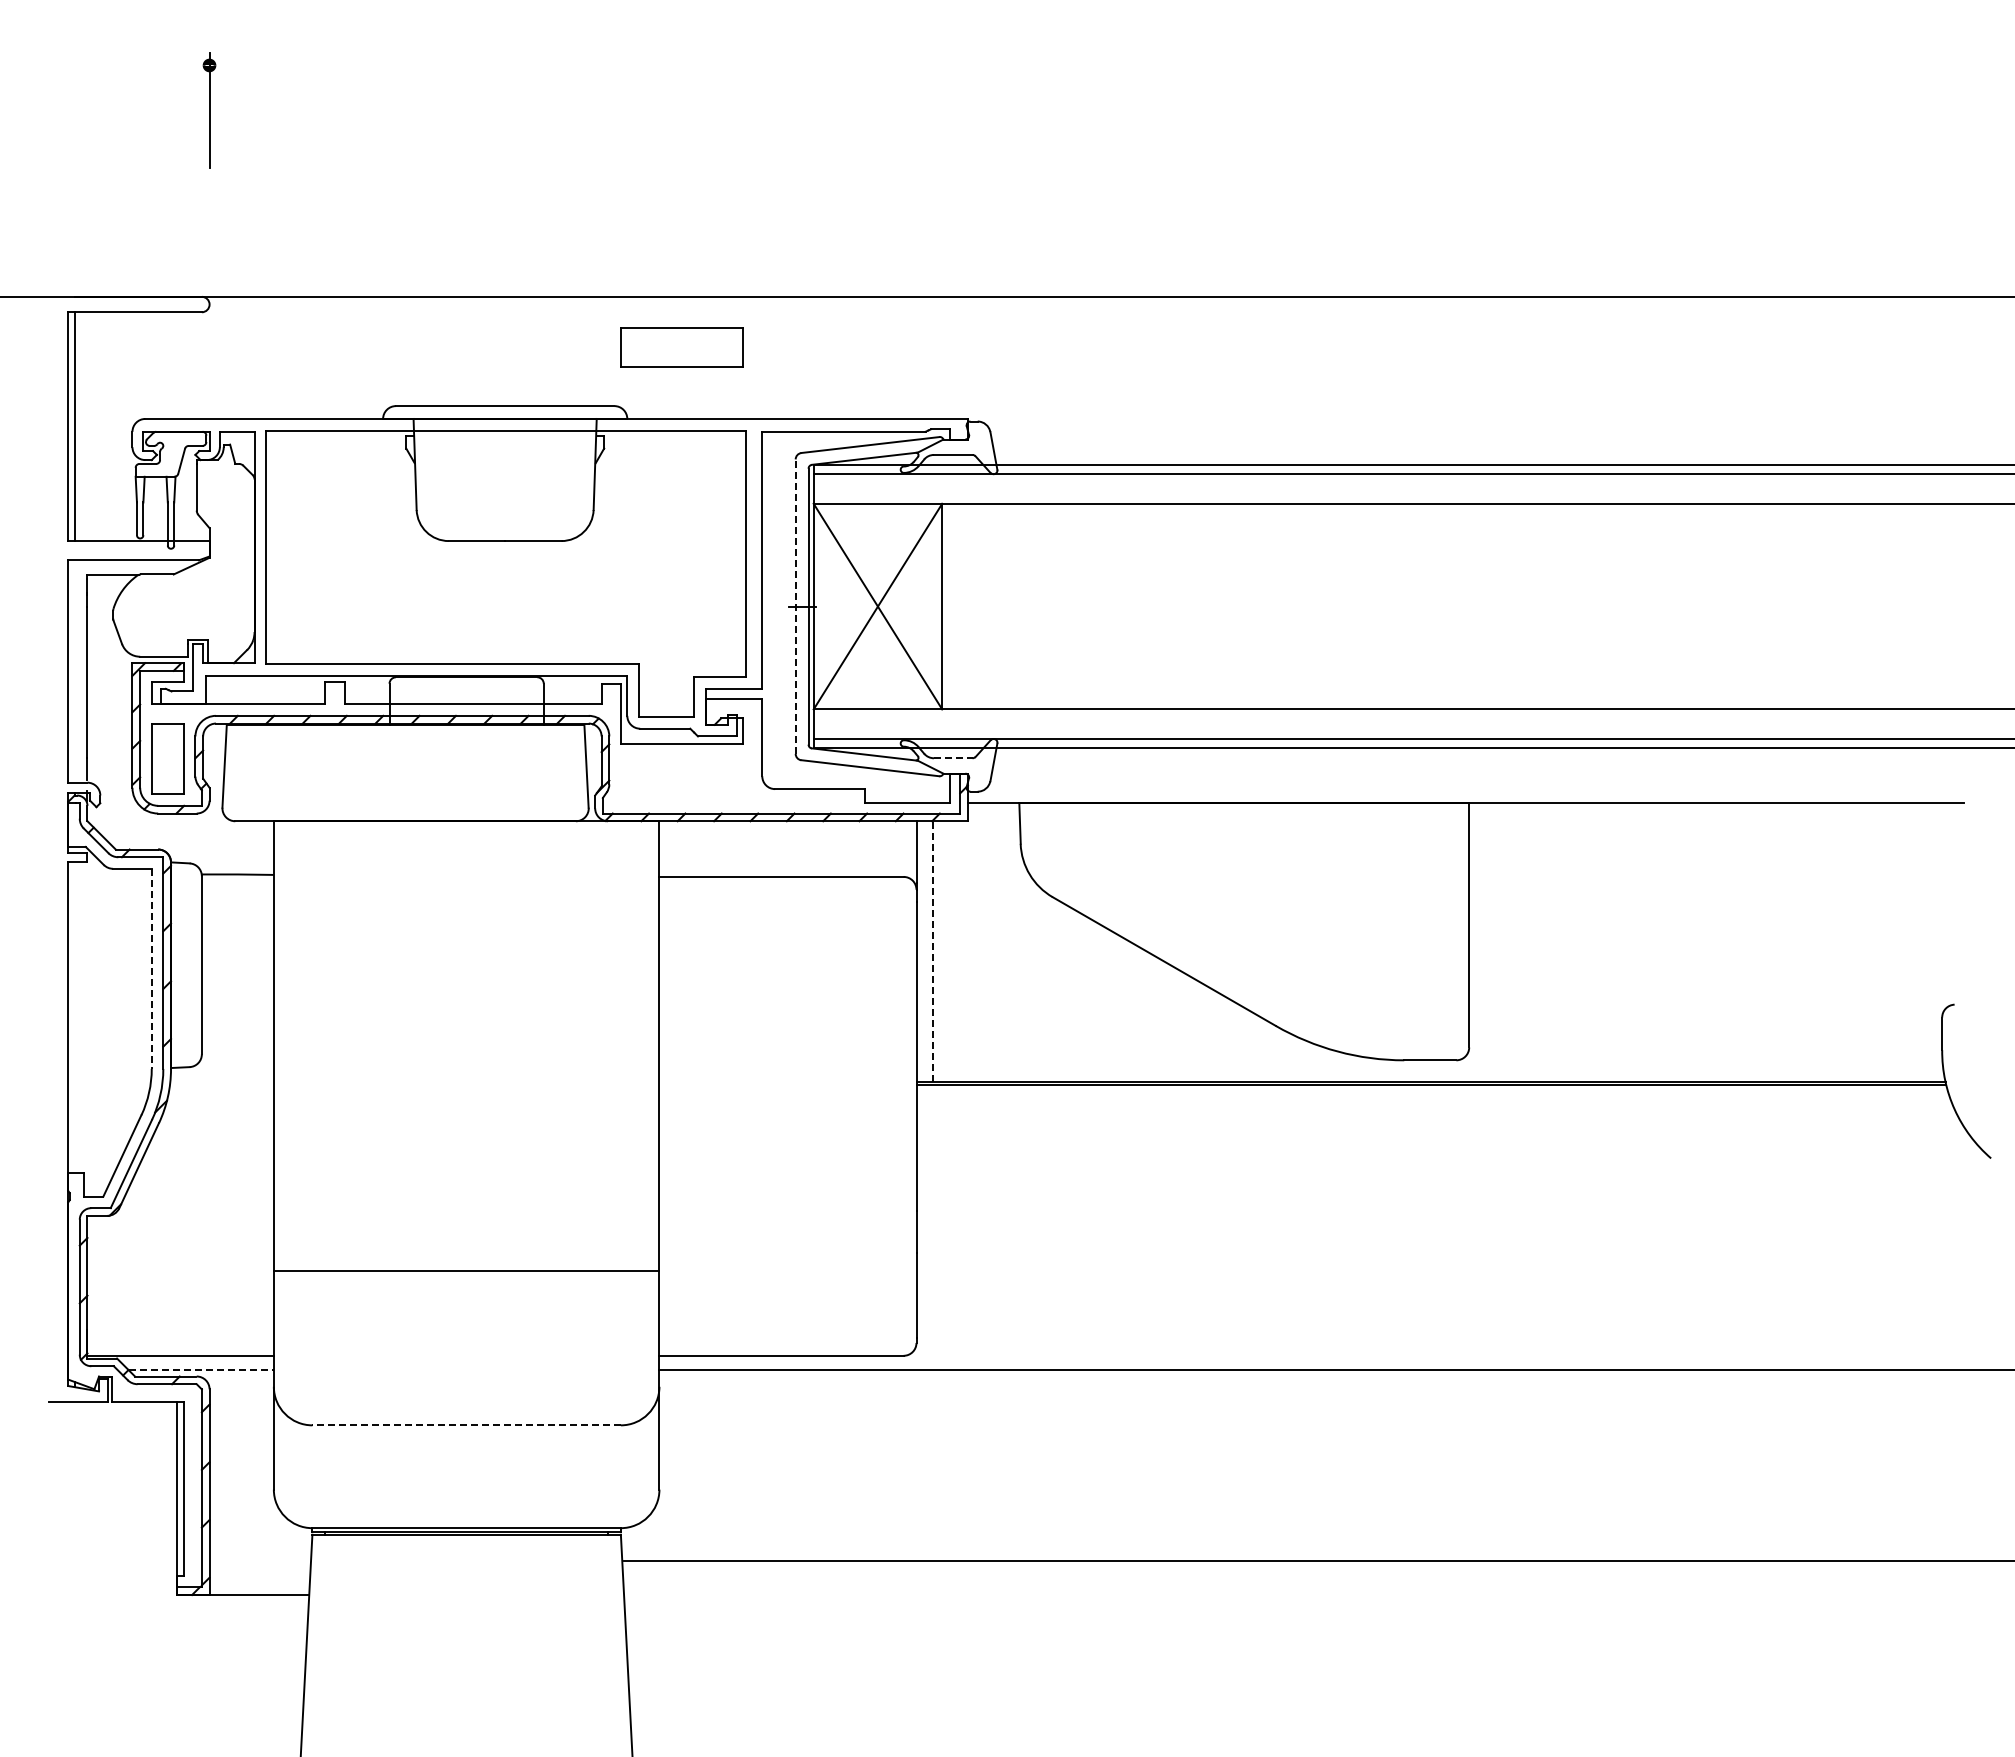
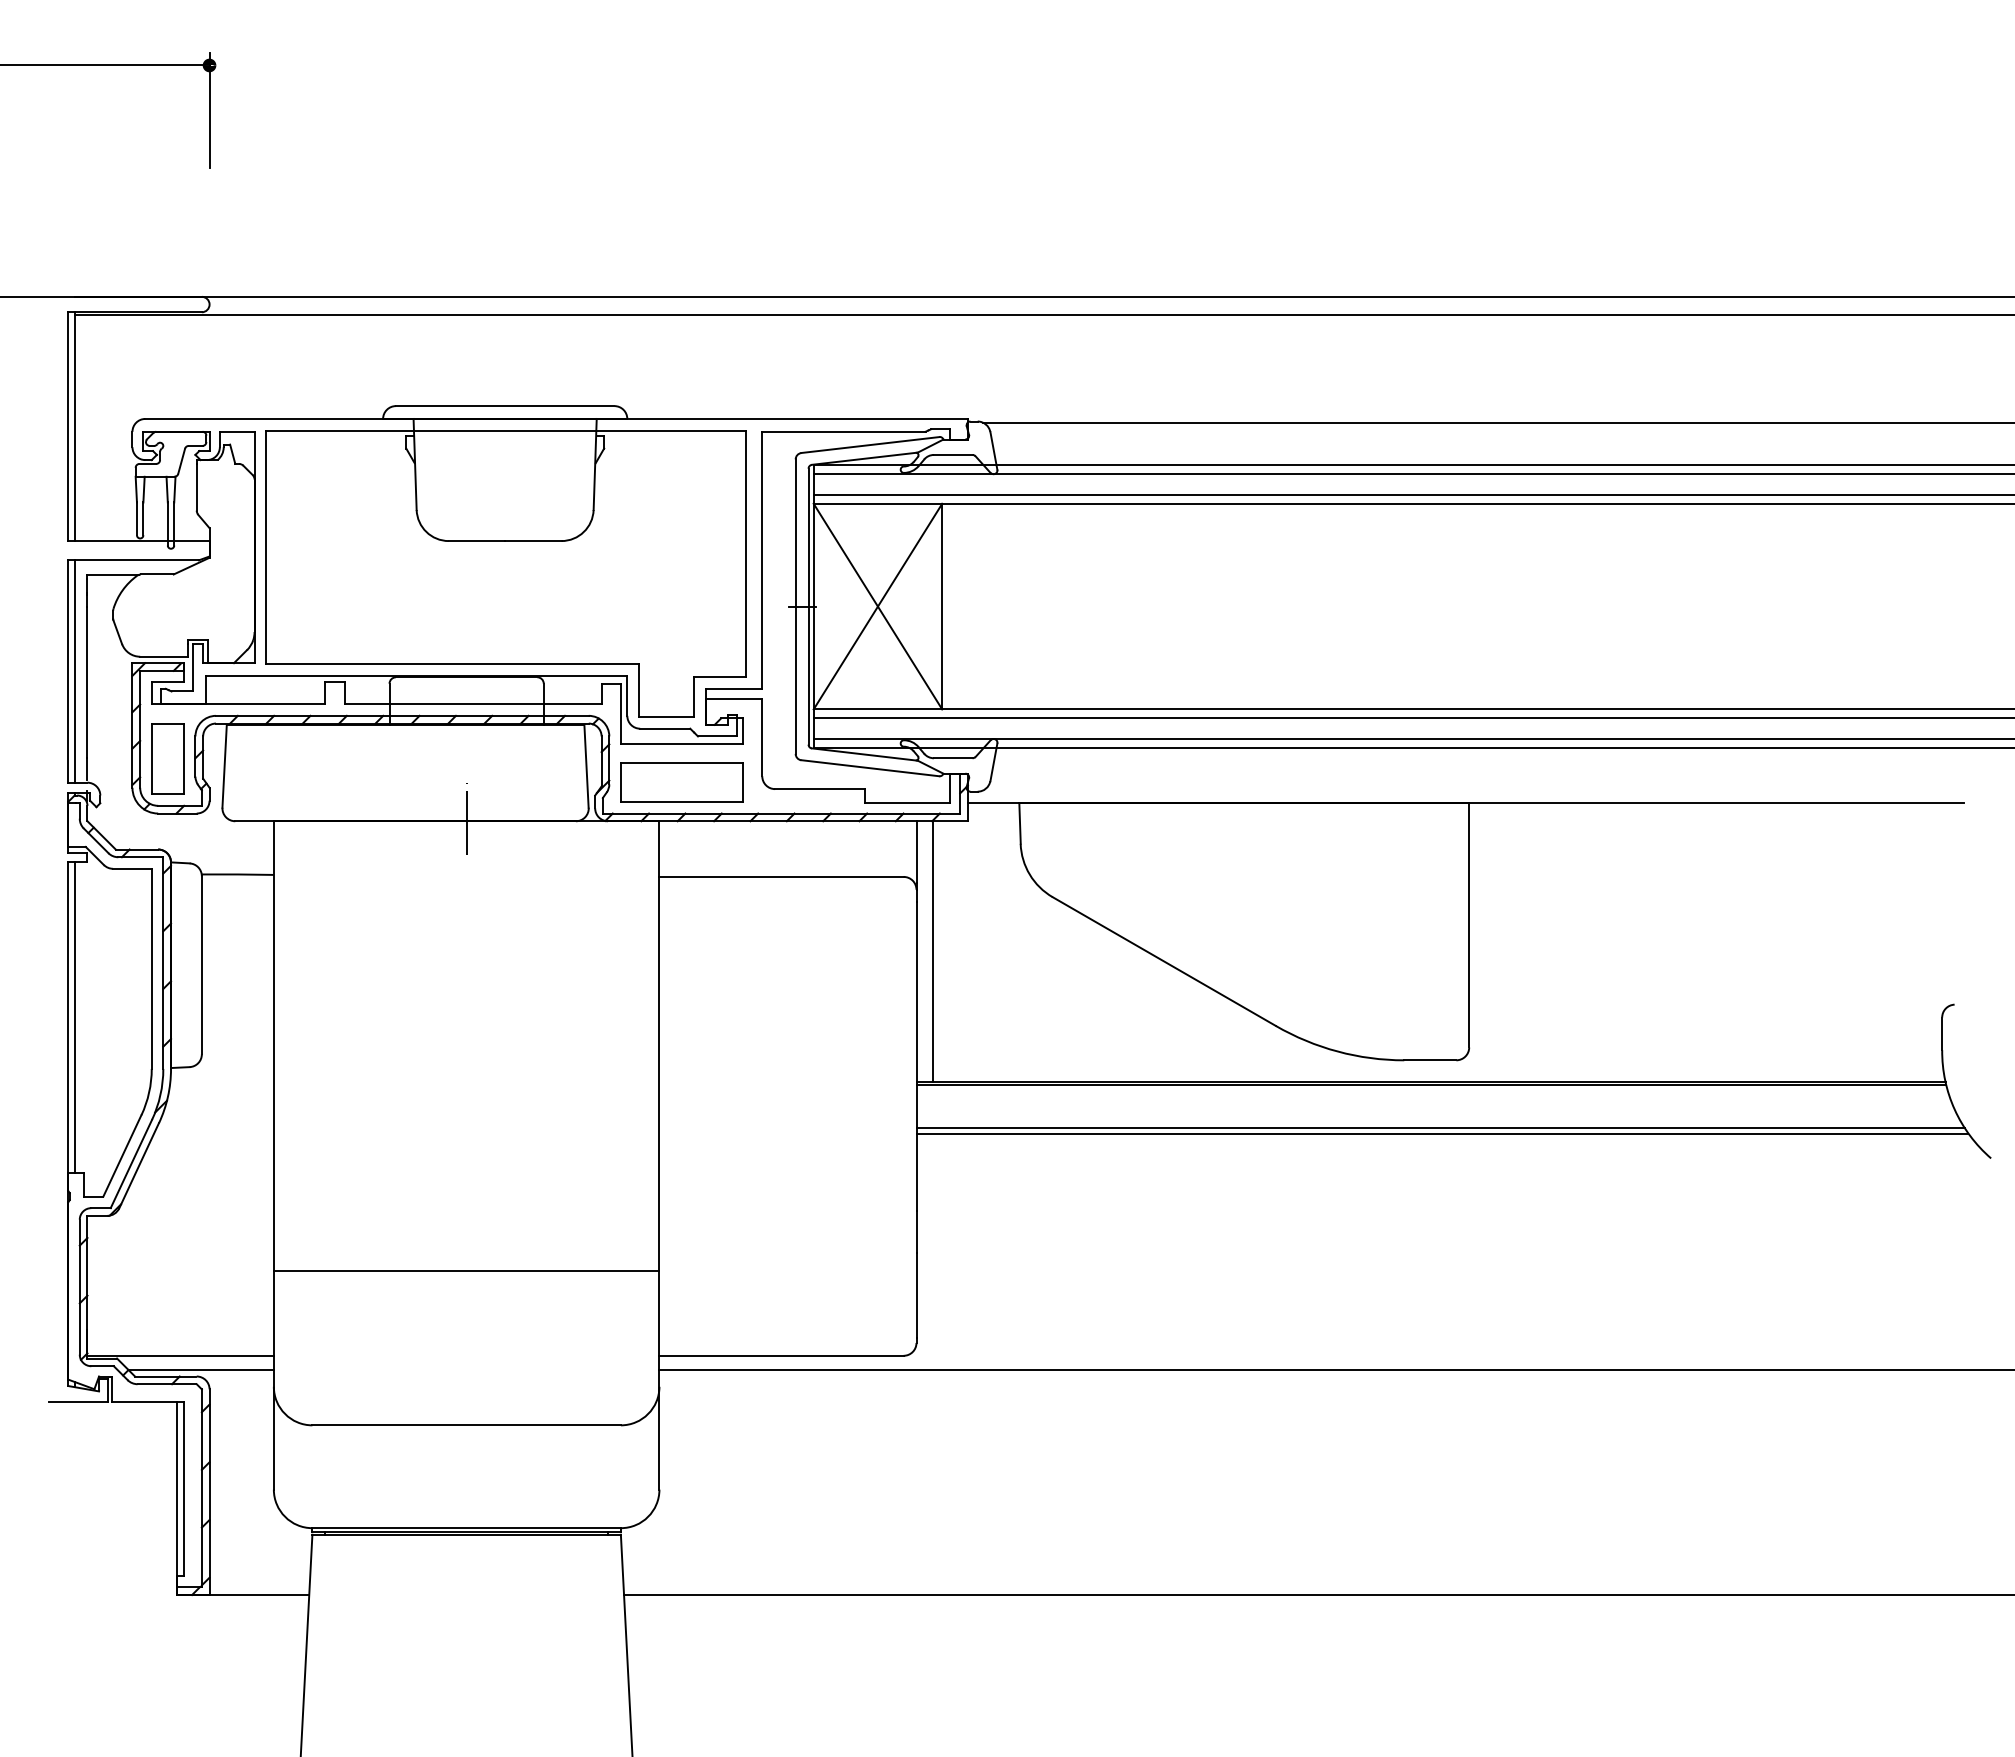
line: none -> present (105, 65)
line: none -> present (1042, 314)
part position: (681, 347) -> (681, 782) (681, 782)
line: none -> present (1497, 422)
line: none -> present (1412, 494)
line: dashed -> solid (795, 606)
line: none -> present (74, 671)
line: none -> present (1412, 718)
line: dashed -> solid (953, 758)
line: none -> present (466, 818)
line: dashed -> solid (932, 951)
line: dashed -> solid (151, 969)
line: none -> present (75, 1017)
line: none -> present (1440, 1128)
line: none -> present (1442, 1133)
line: dashed -> solid (201, 1370)
line: dashed -> solid (466, 1425)
line position: (1317, 1561) -> (1317, 1595) (1317, 1595)
